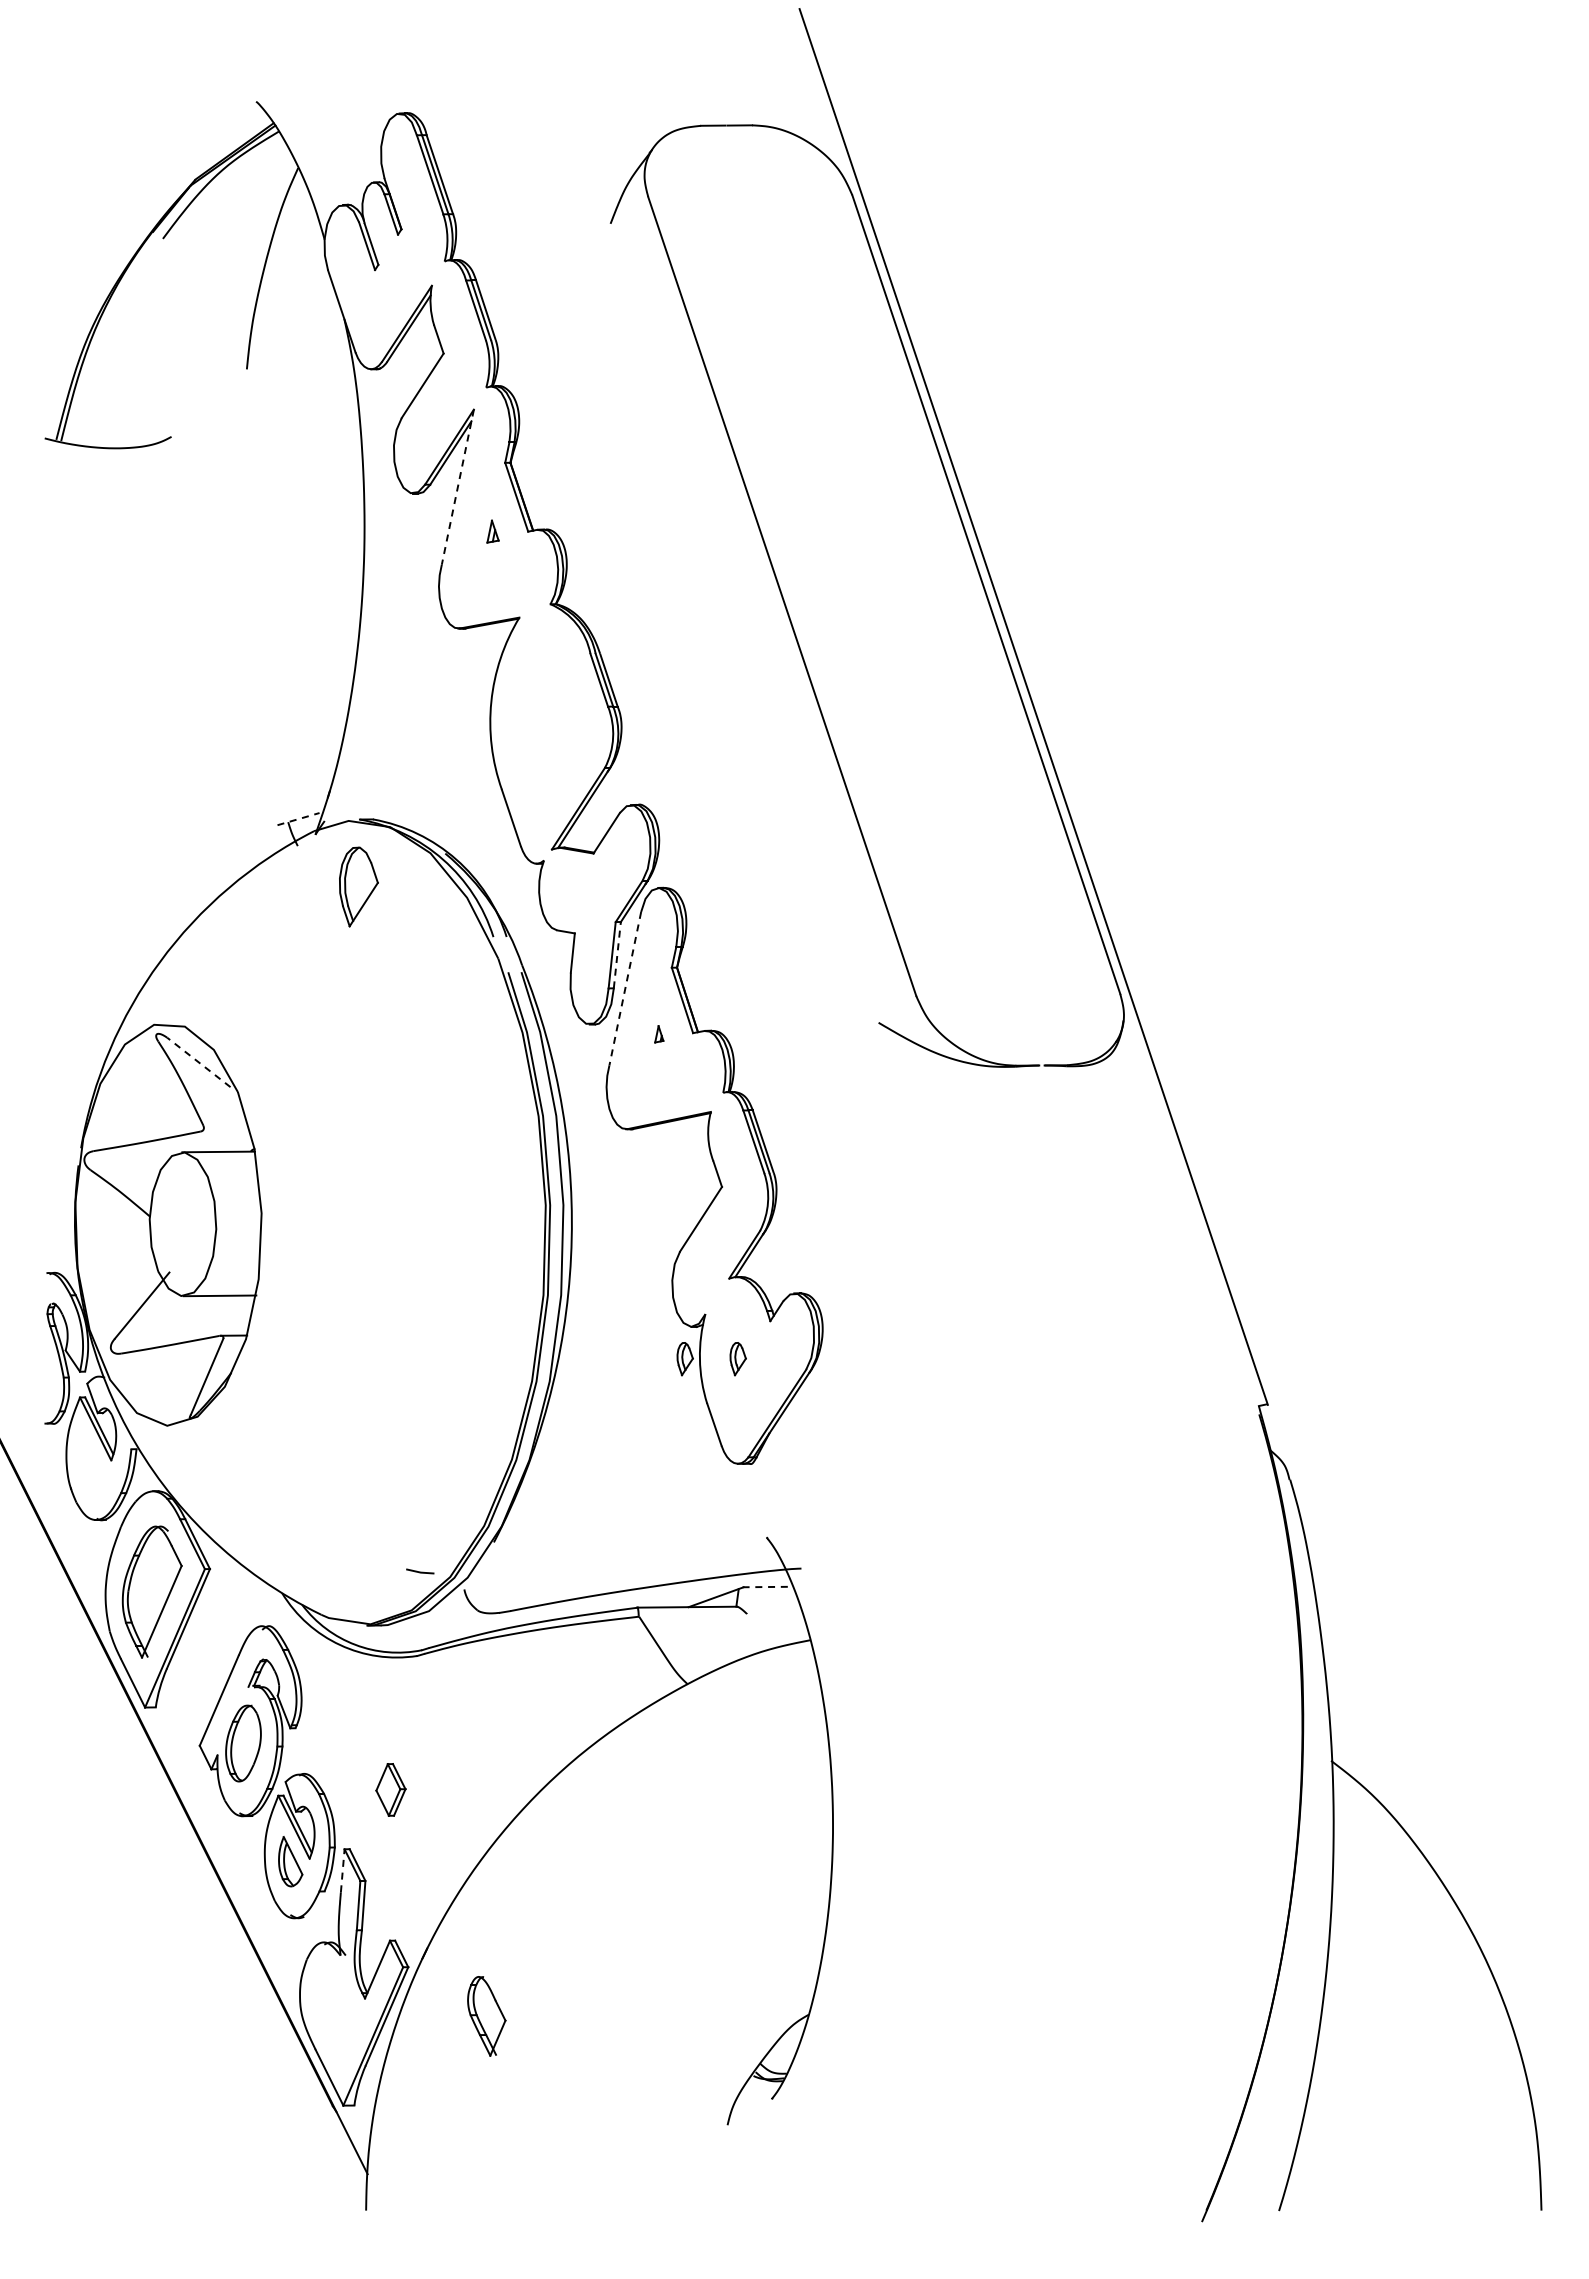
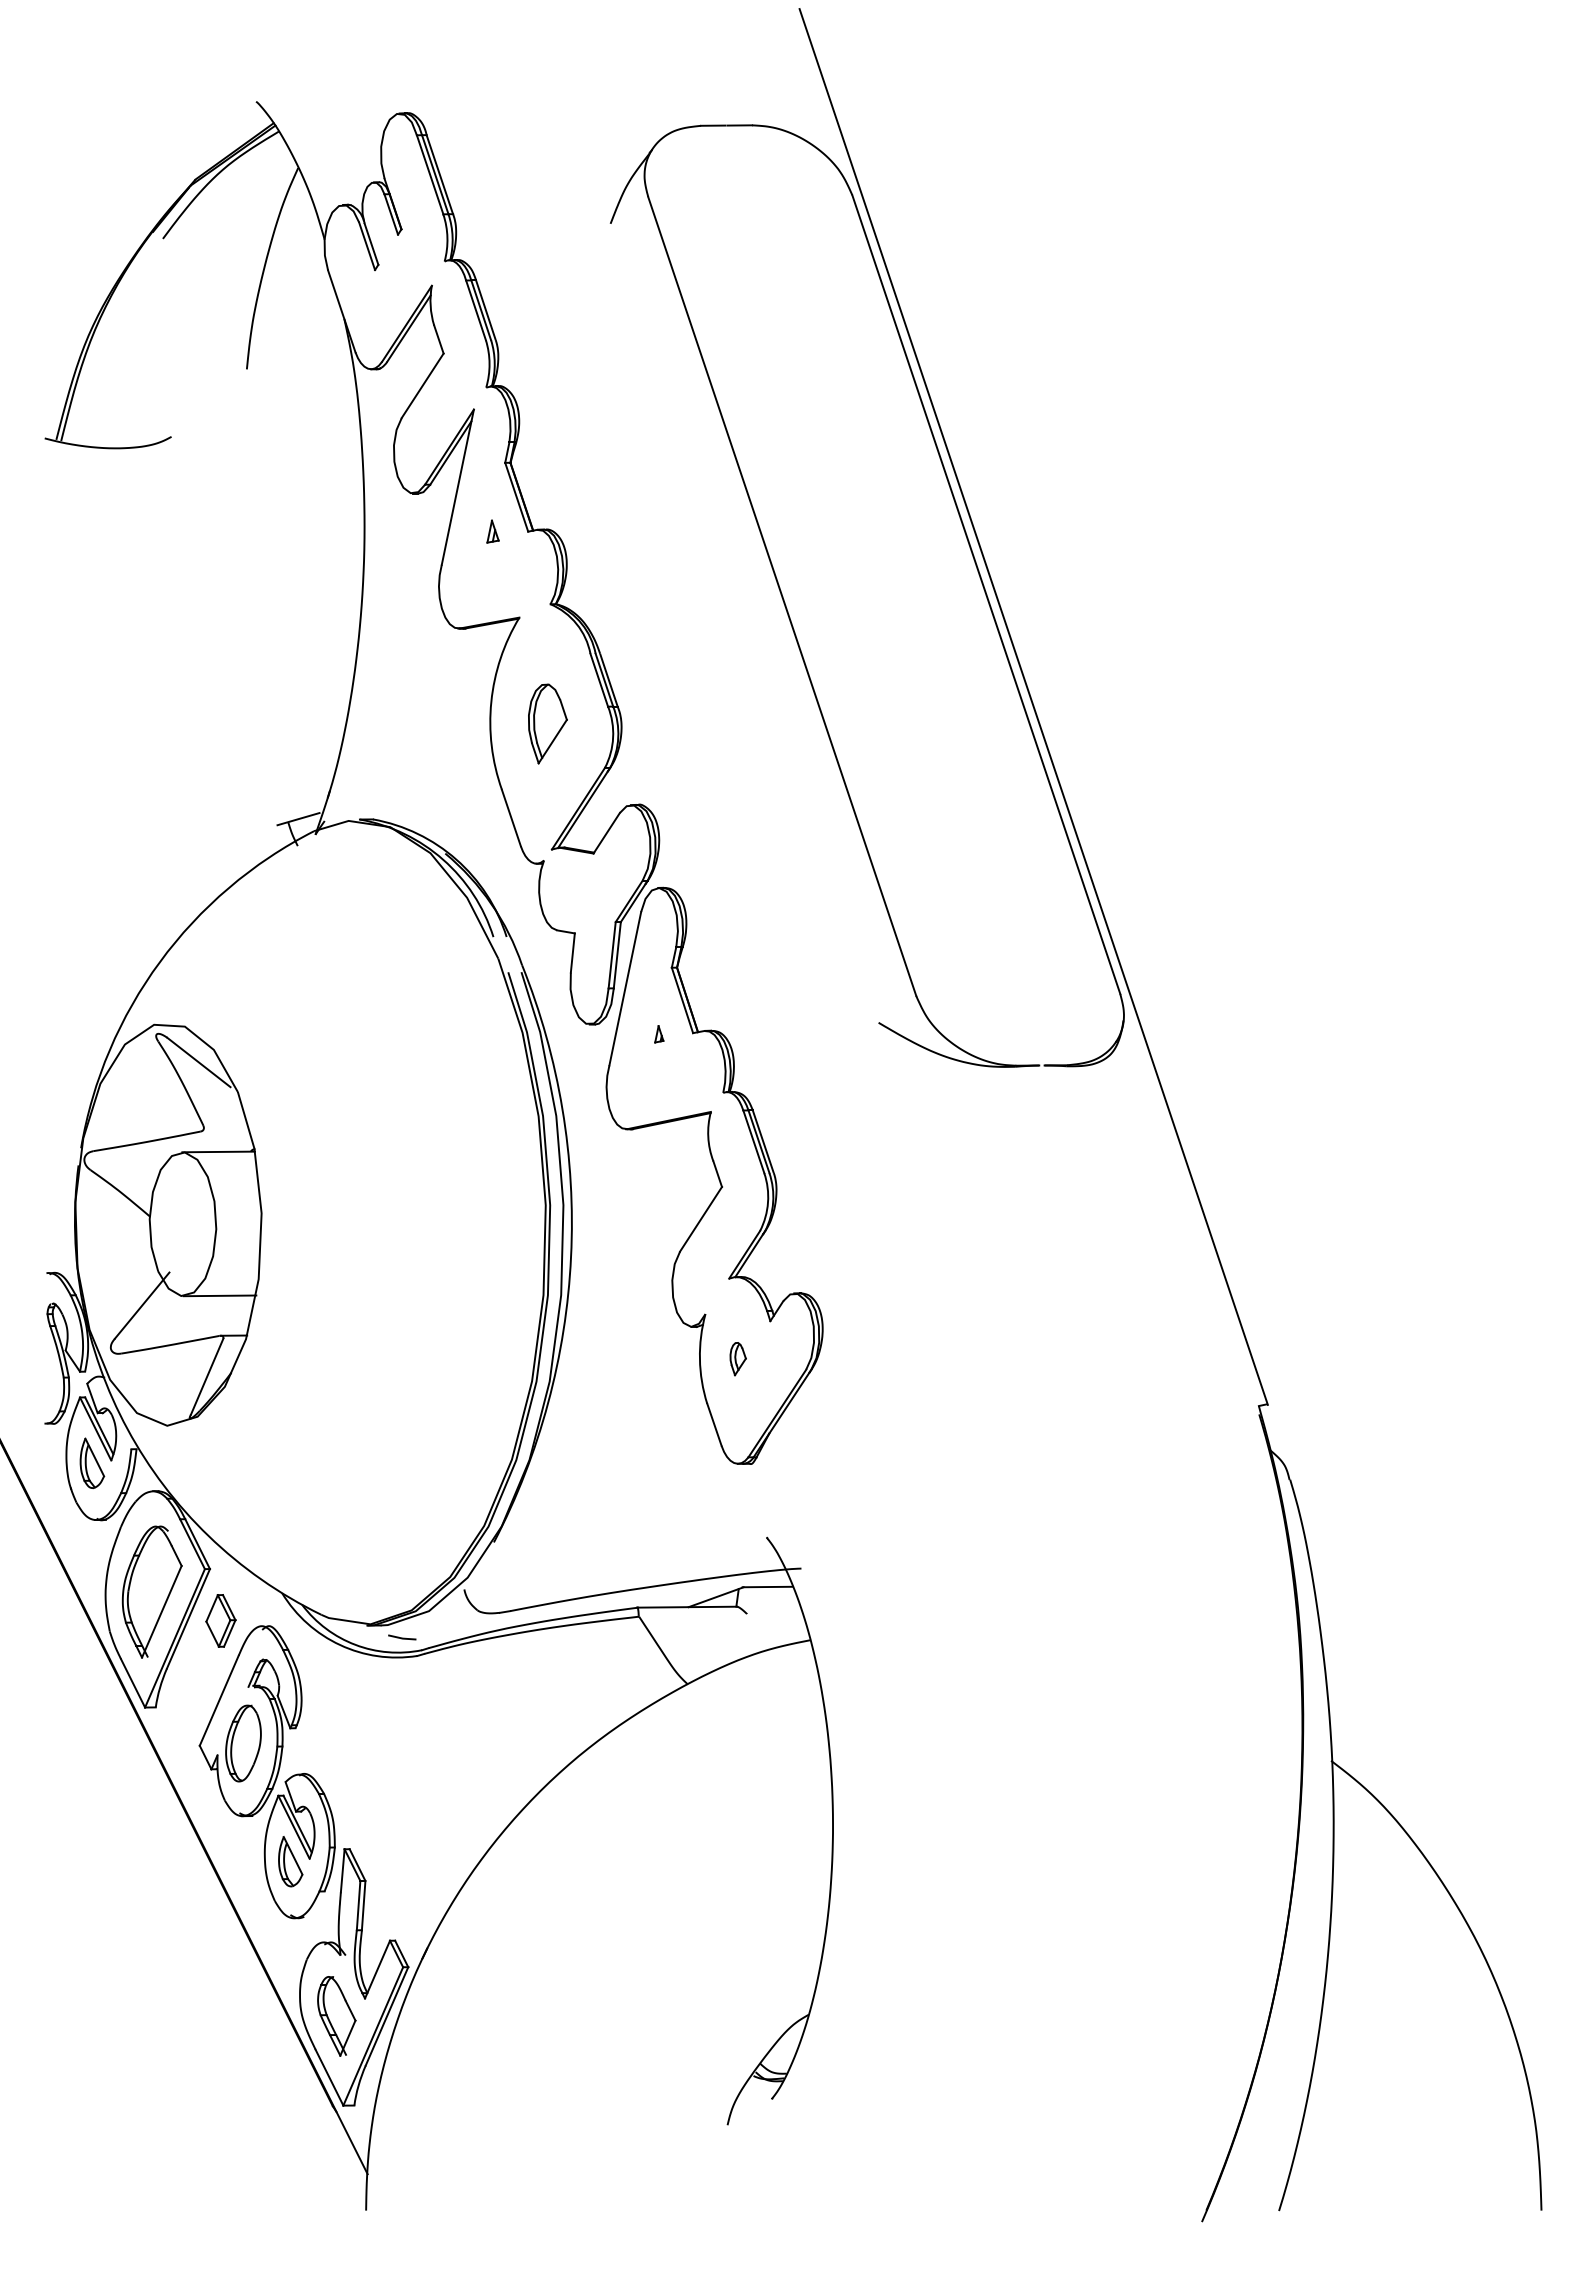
line: dashed -> solid (457, 487)
line: dashed -> solid (298, 819)
part position: (358, 886) -> (547, 723) (547, 723)
line: dashed -> solid (617, 954)
line: dashed -> solid (625, 989)
line: dashed -> solid (198, 1062)
part: present -> none (684, 1359)
part: none -> present (92, 1463)
line position: (420, 1571) -> (402, 1637) (402, 1637)
line: dashed -> solid (768, 1587)
part position: (390, 1789) -> (220, 1620) (220, 1620)
line: dashed -> solid (342, 1870)
part position: (486, 2016) -> (336, 2016) (336, 2016)
